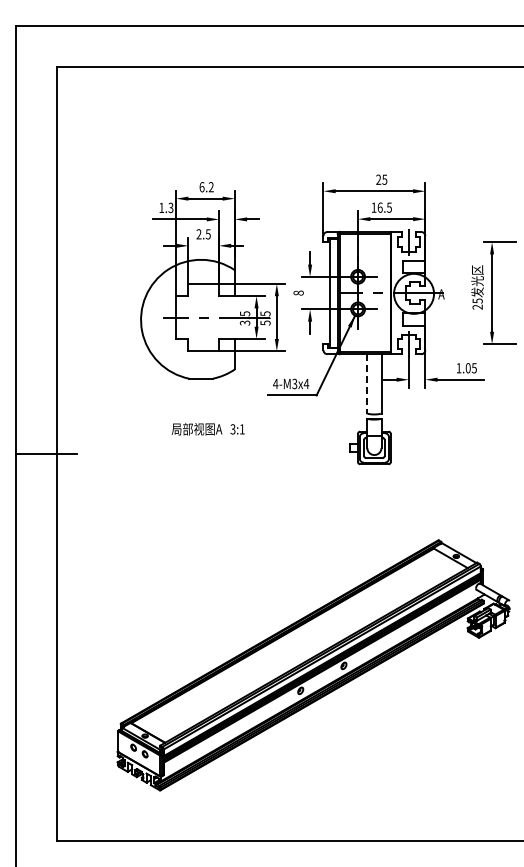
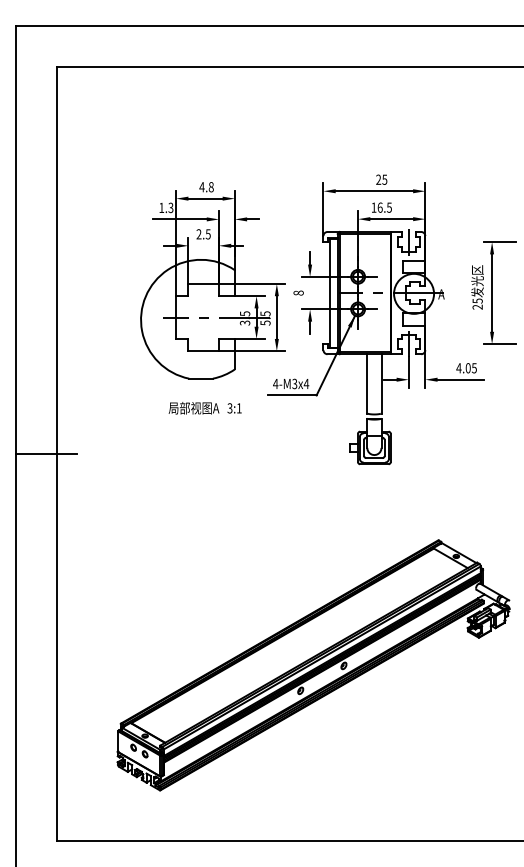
text: 6.2 -> 4.8 (206, 187)
text: 1.05 -> 4.05 (458, 368)
line: dashed -> solid (367, 383)
text position: (207, 429) -> (204, 408) (204, 408)
